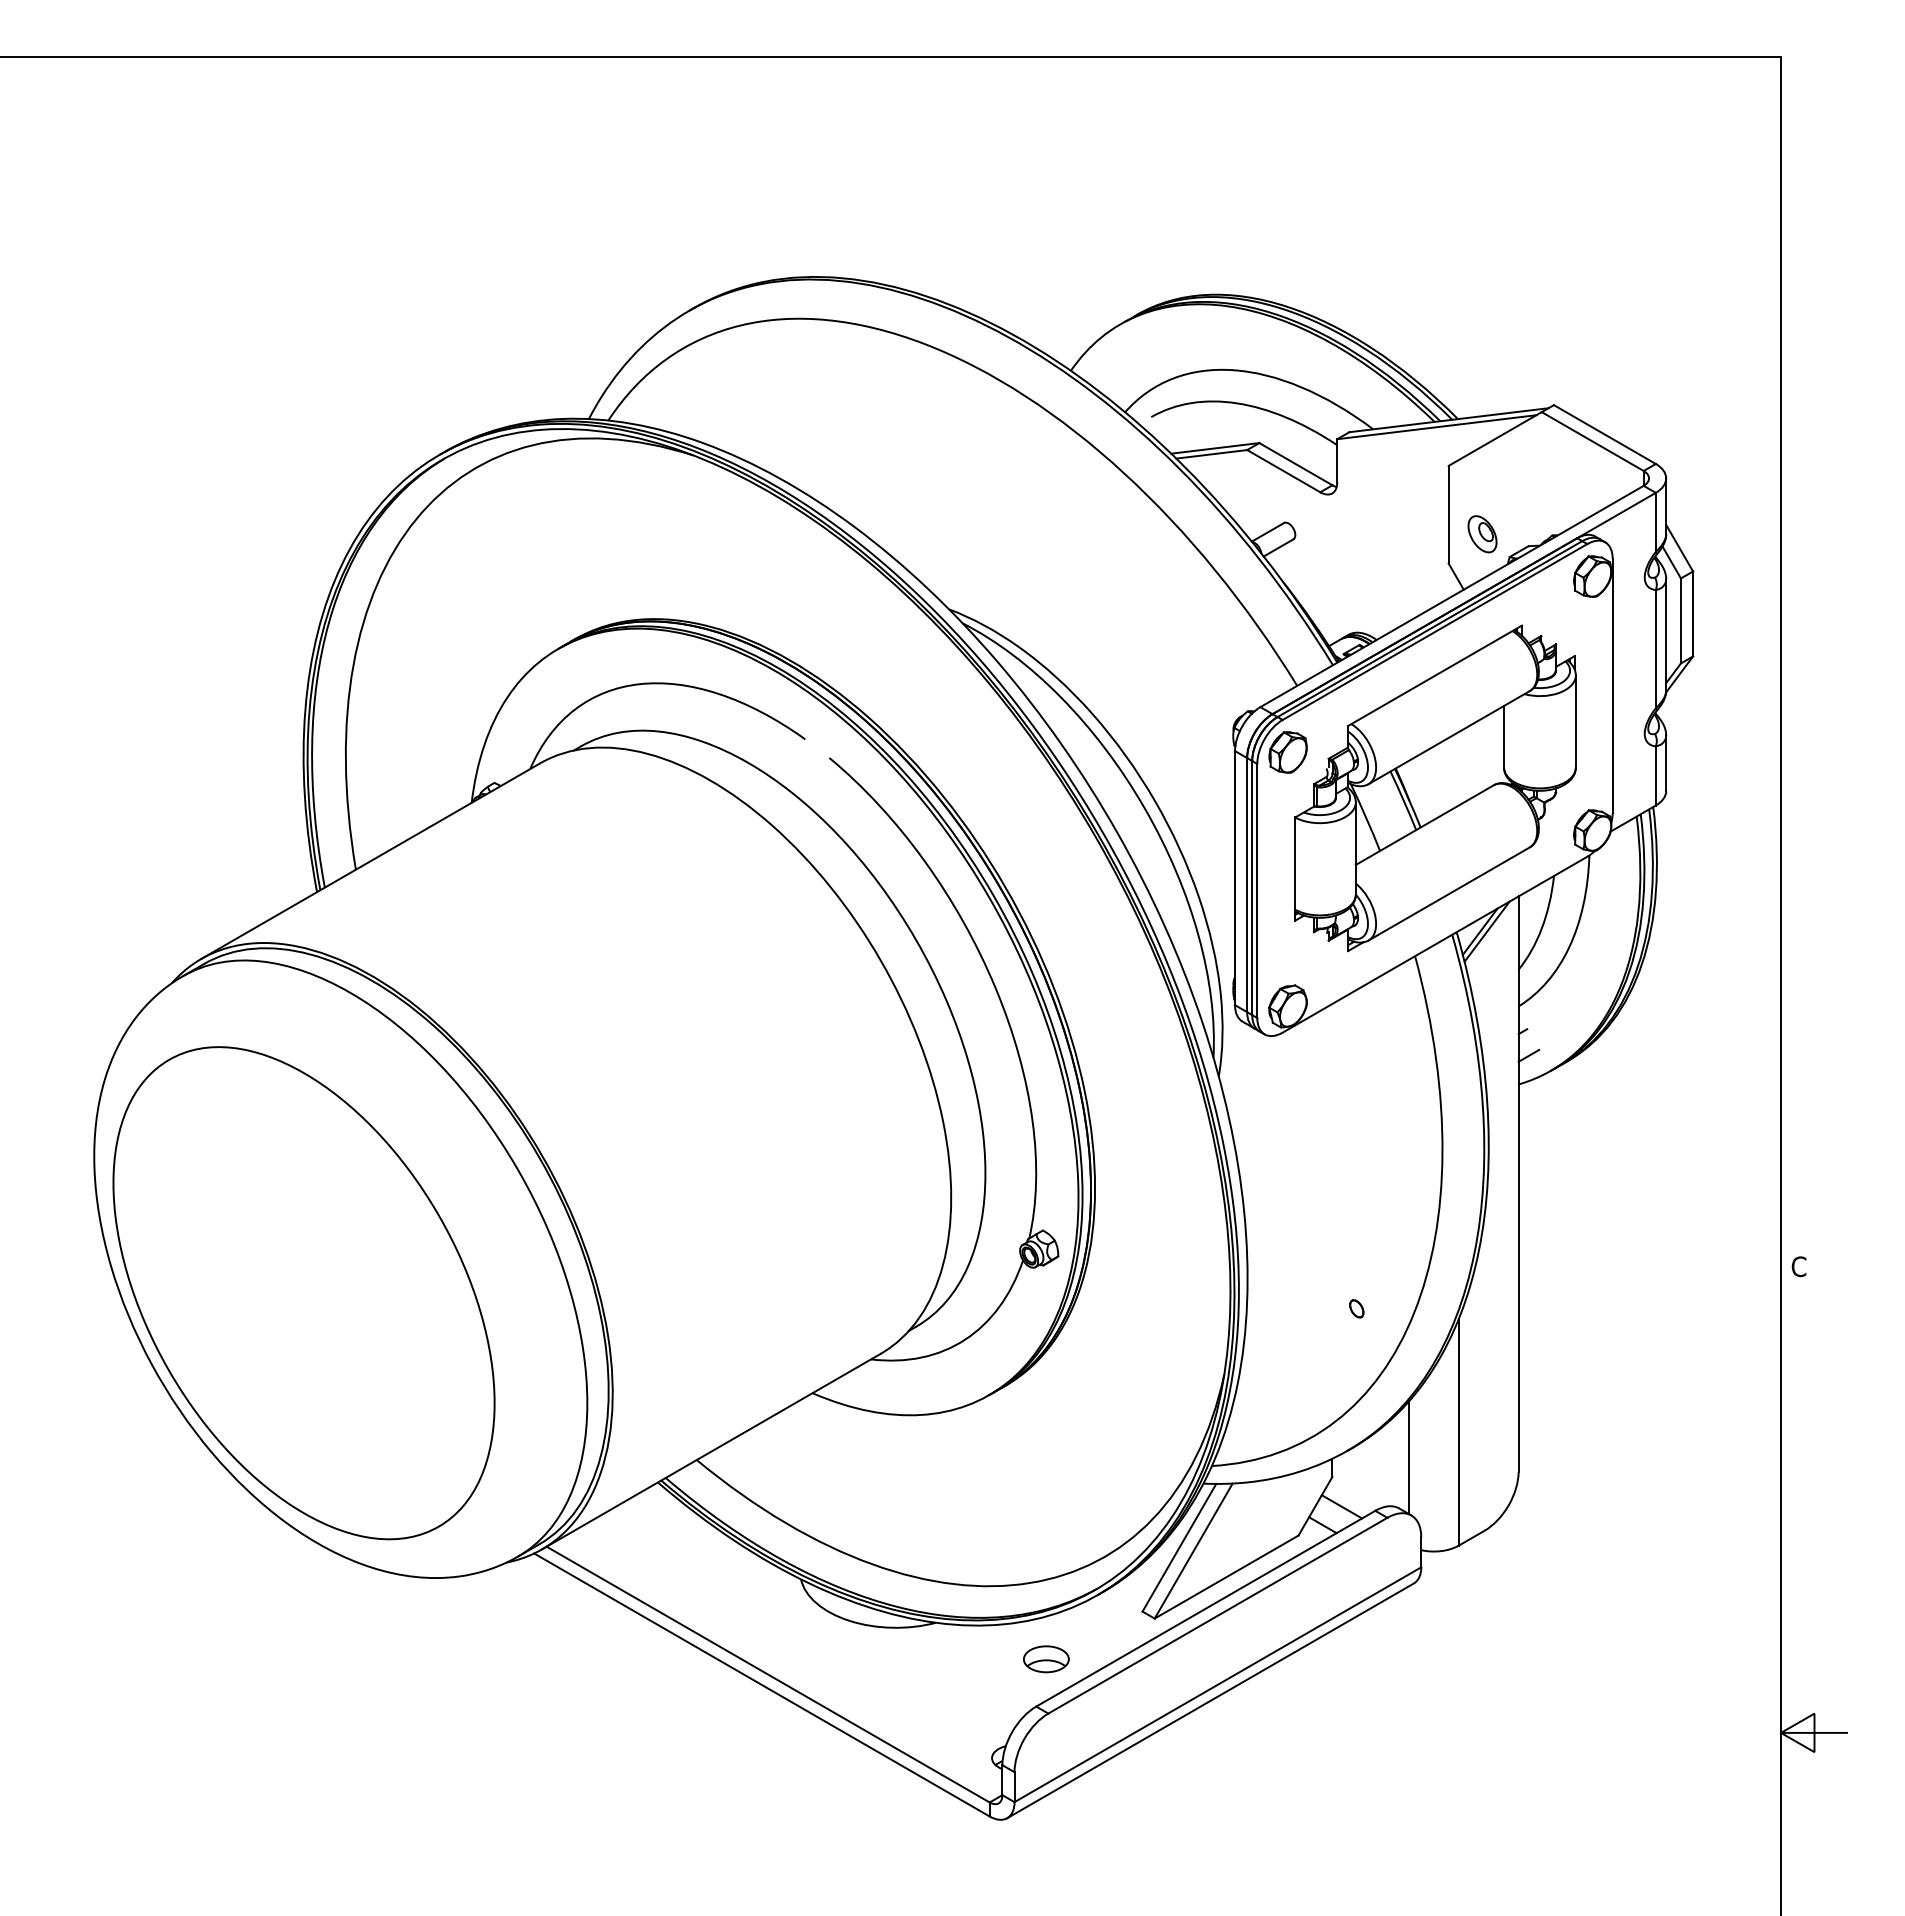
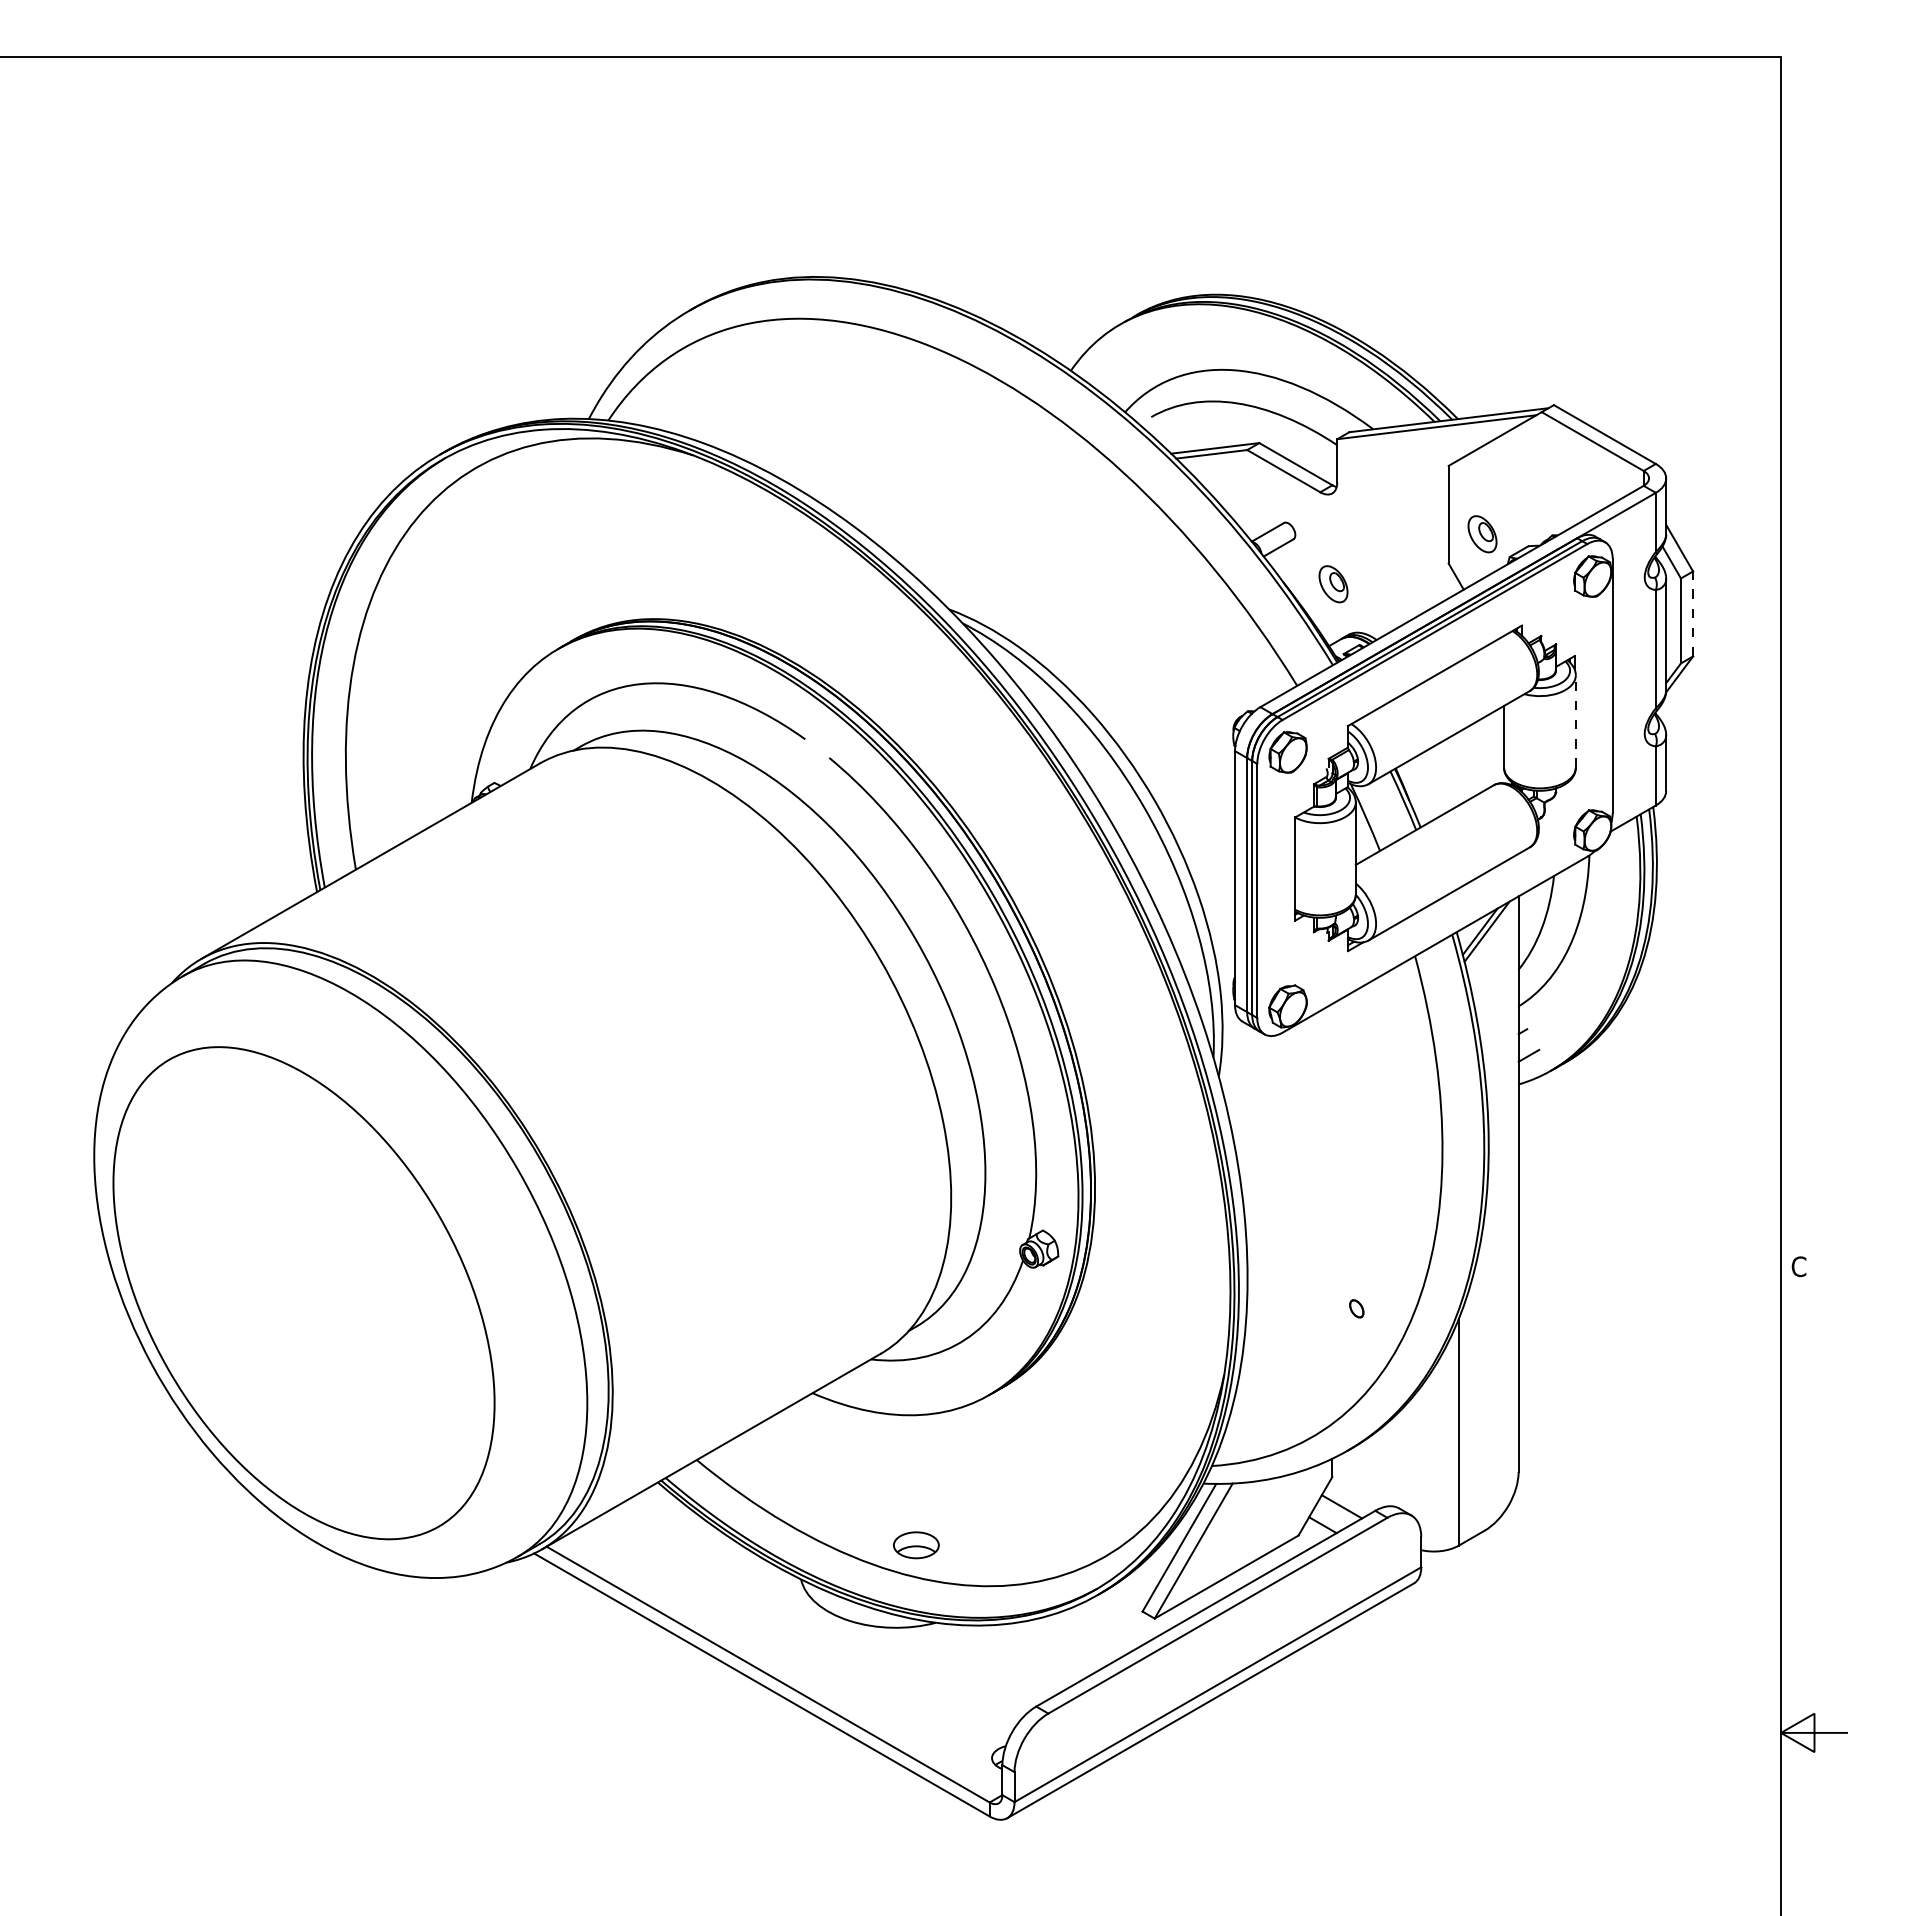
part: none -> present (1333, 584)
line: solid -> dashed (1693, 613)
line: solid -> dashed (1575, 721)
line: present -> none (1409, 1457)
part position: (1046, 1659) -> (916, 1545) (916, 1545)
